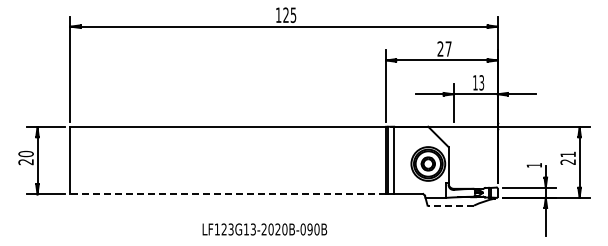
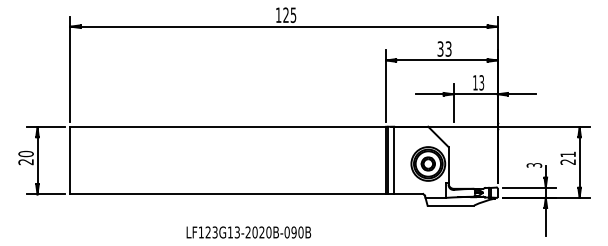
text: 27 -> 33 (444, 48)
text: 1 -> 3 (534, 165)
line: dashed -> solid (228, 194)
line: dashed -> solid (450, 205)
text position: (264, 229) -> (248, 232) (248, 232)
